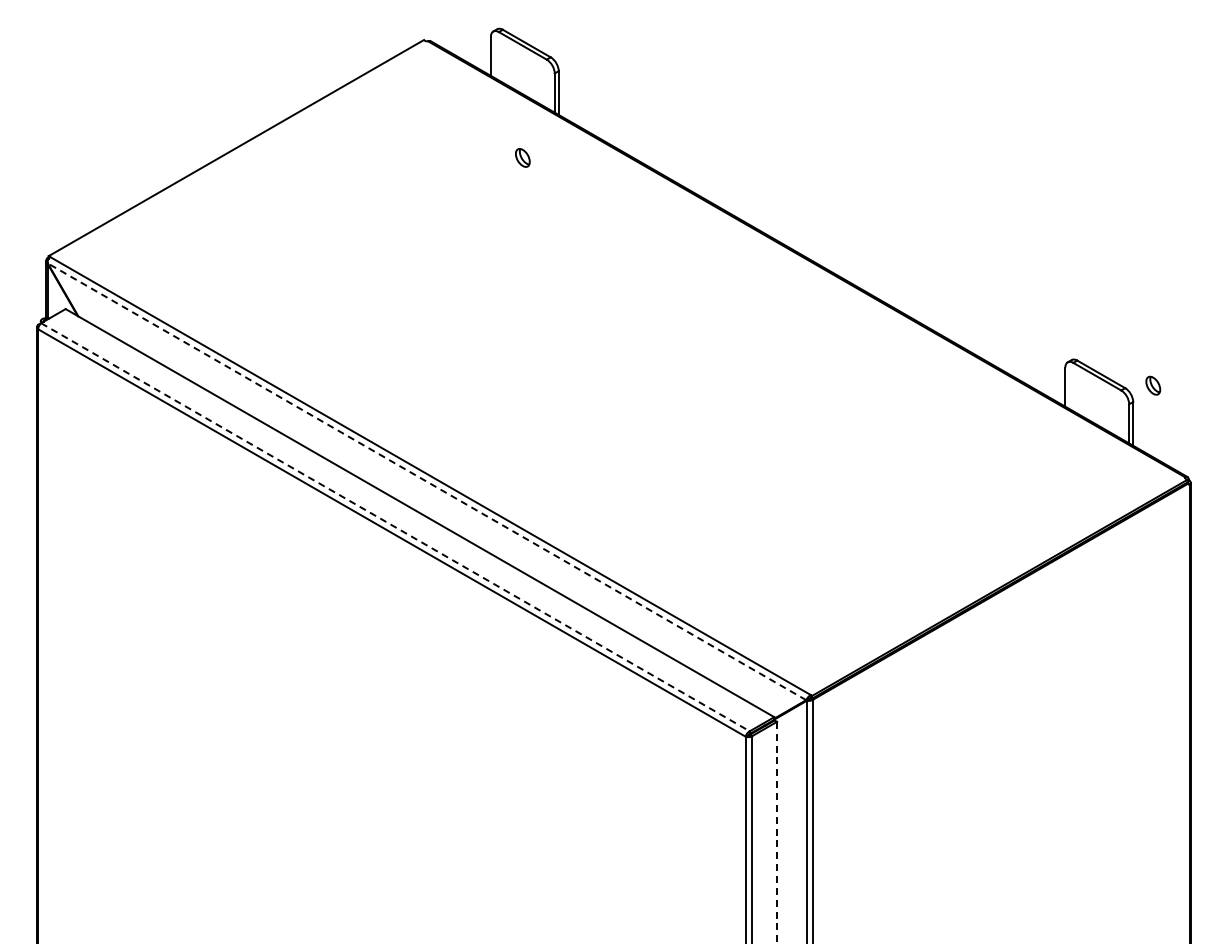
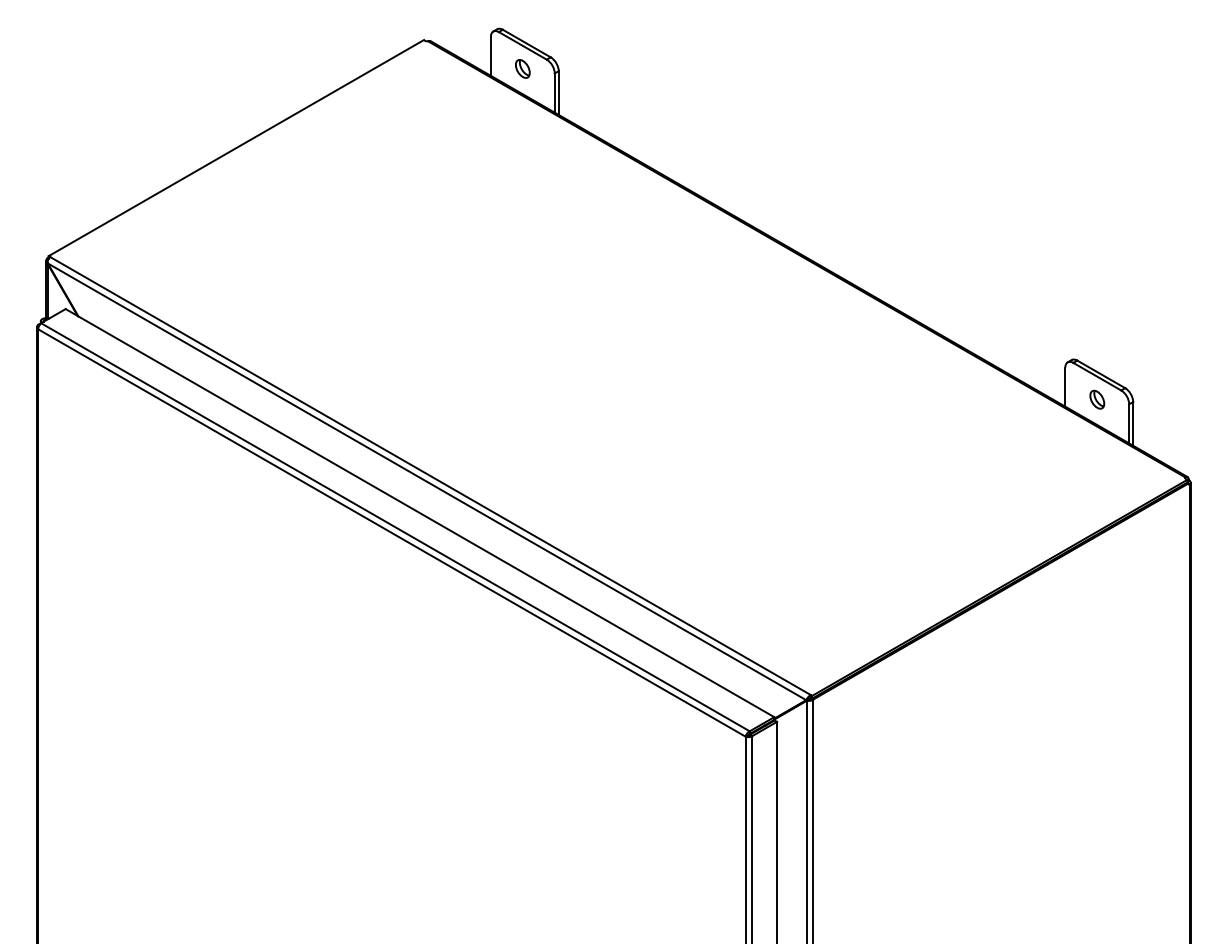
part position: (522, 157) -> (522, 68) (522, 68)
part position: (1153, 385) -> (1097, 399) (1097, 399)
line: dashed -> solid (427, 481)
line: dashed -> solid (395, 527)
line: dashed -> solid (777, 832)
